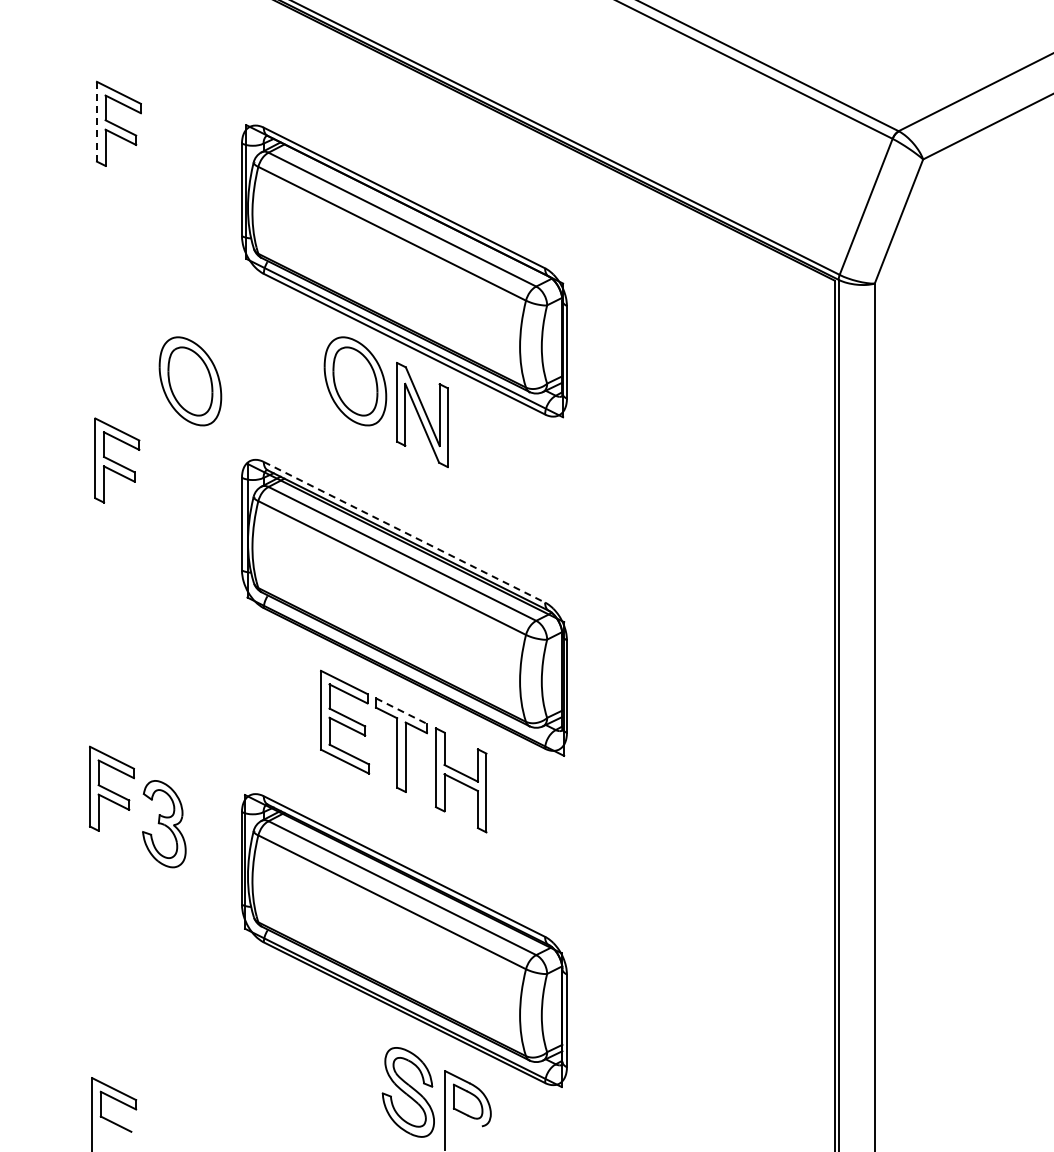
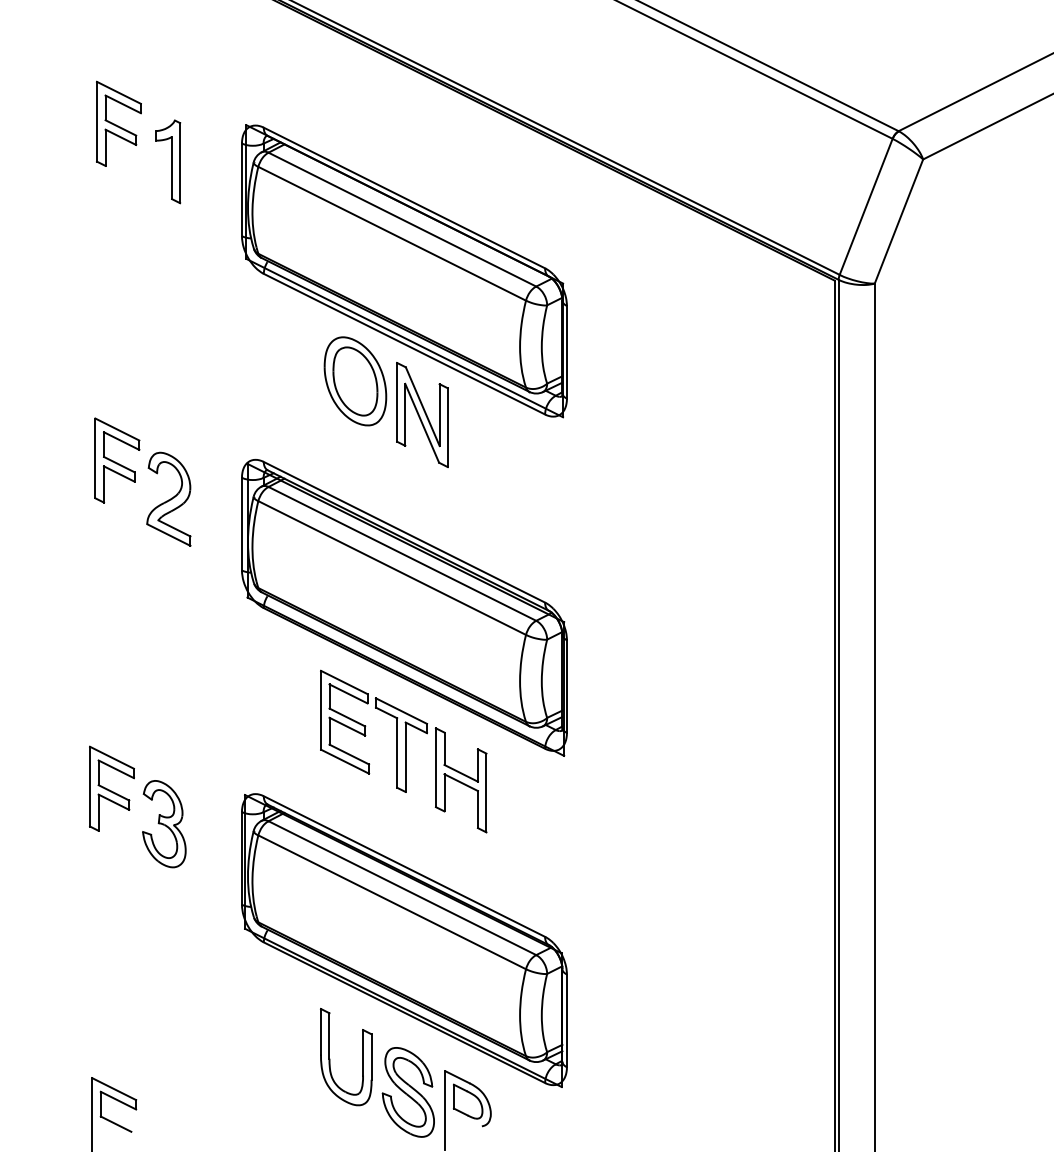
line: dashed -> solid (96, 121)
part: none -> present (168, 161)
part: present -> none (190, 381)
part: none -> present (168, 498)
line: dashed -> solid (404, 532)
line: dashed -> solid (401, 711)
part: none -> present (362, 1057)
